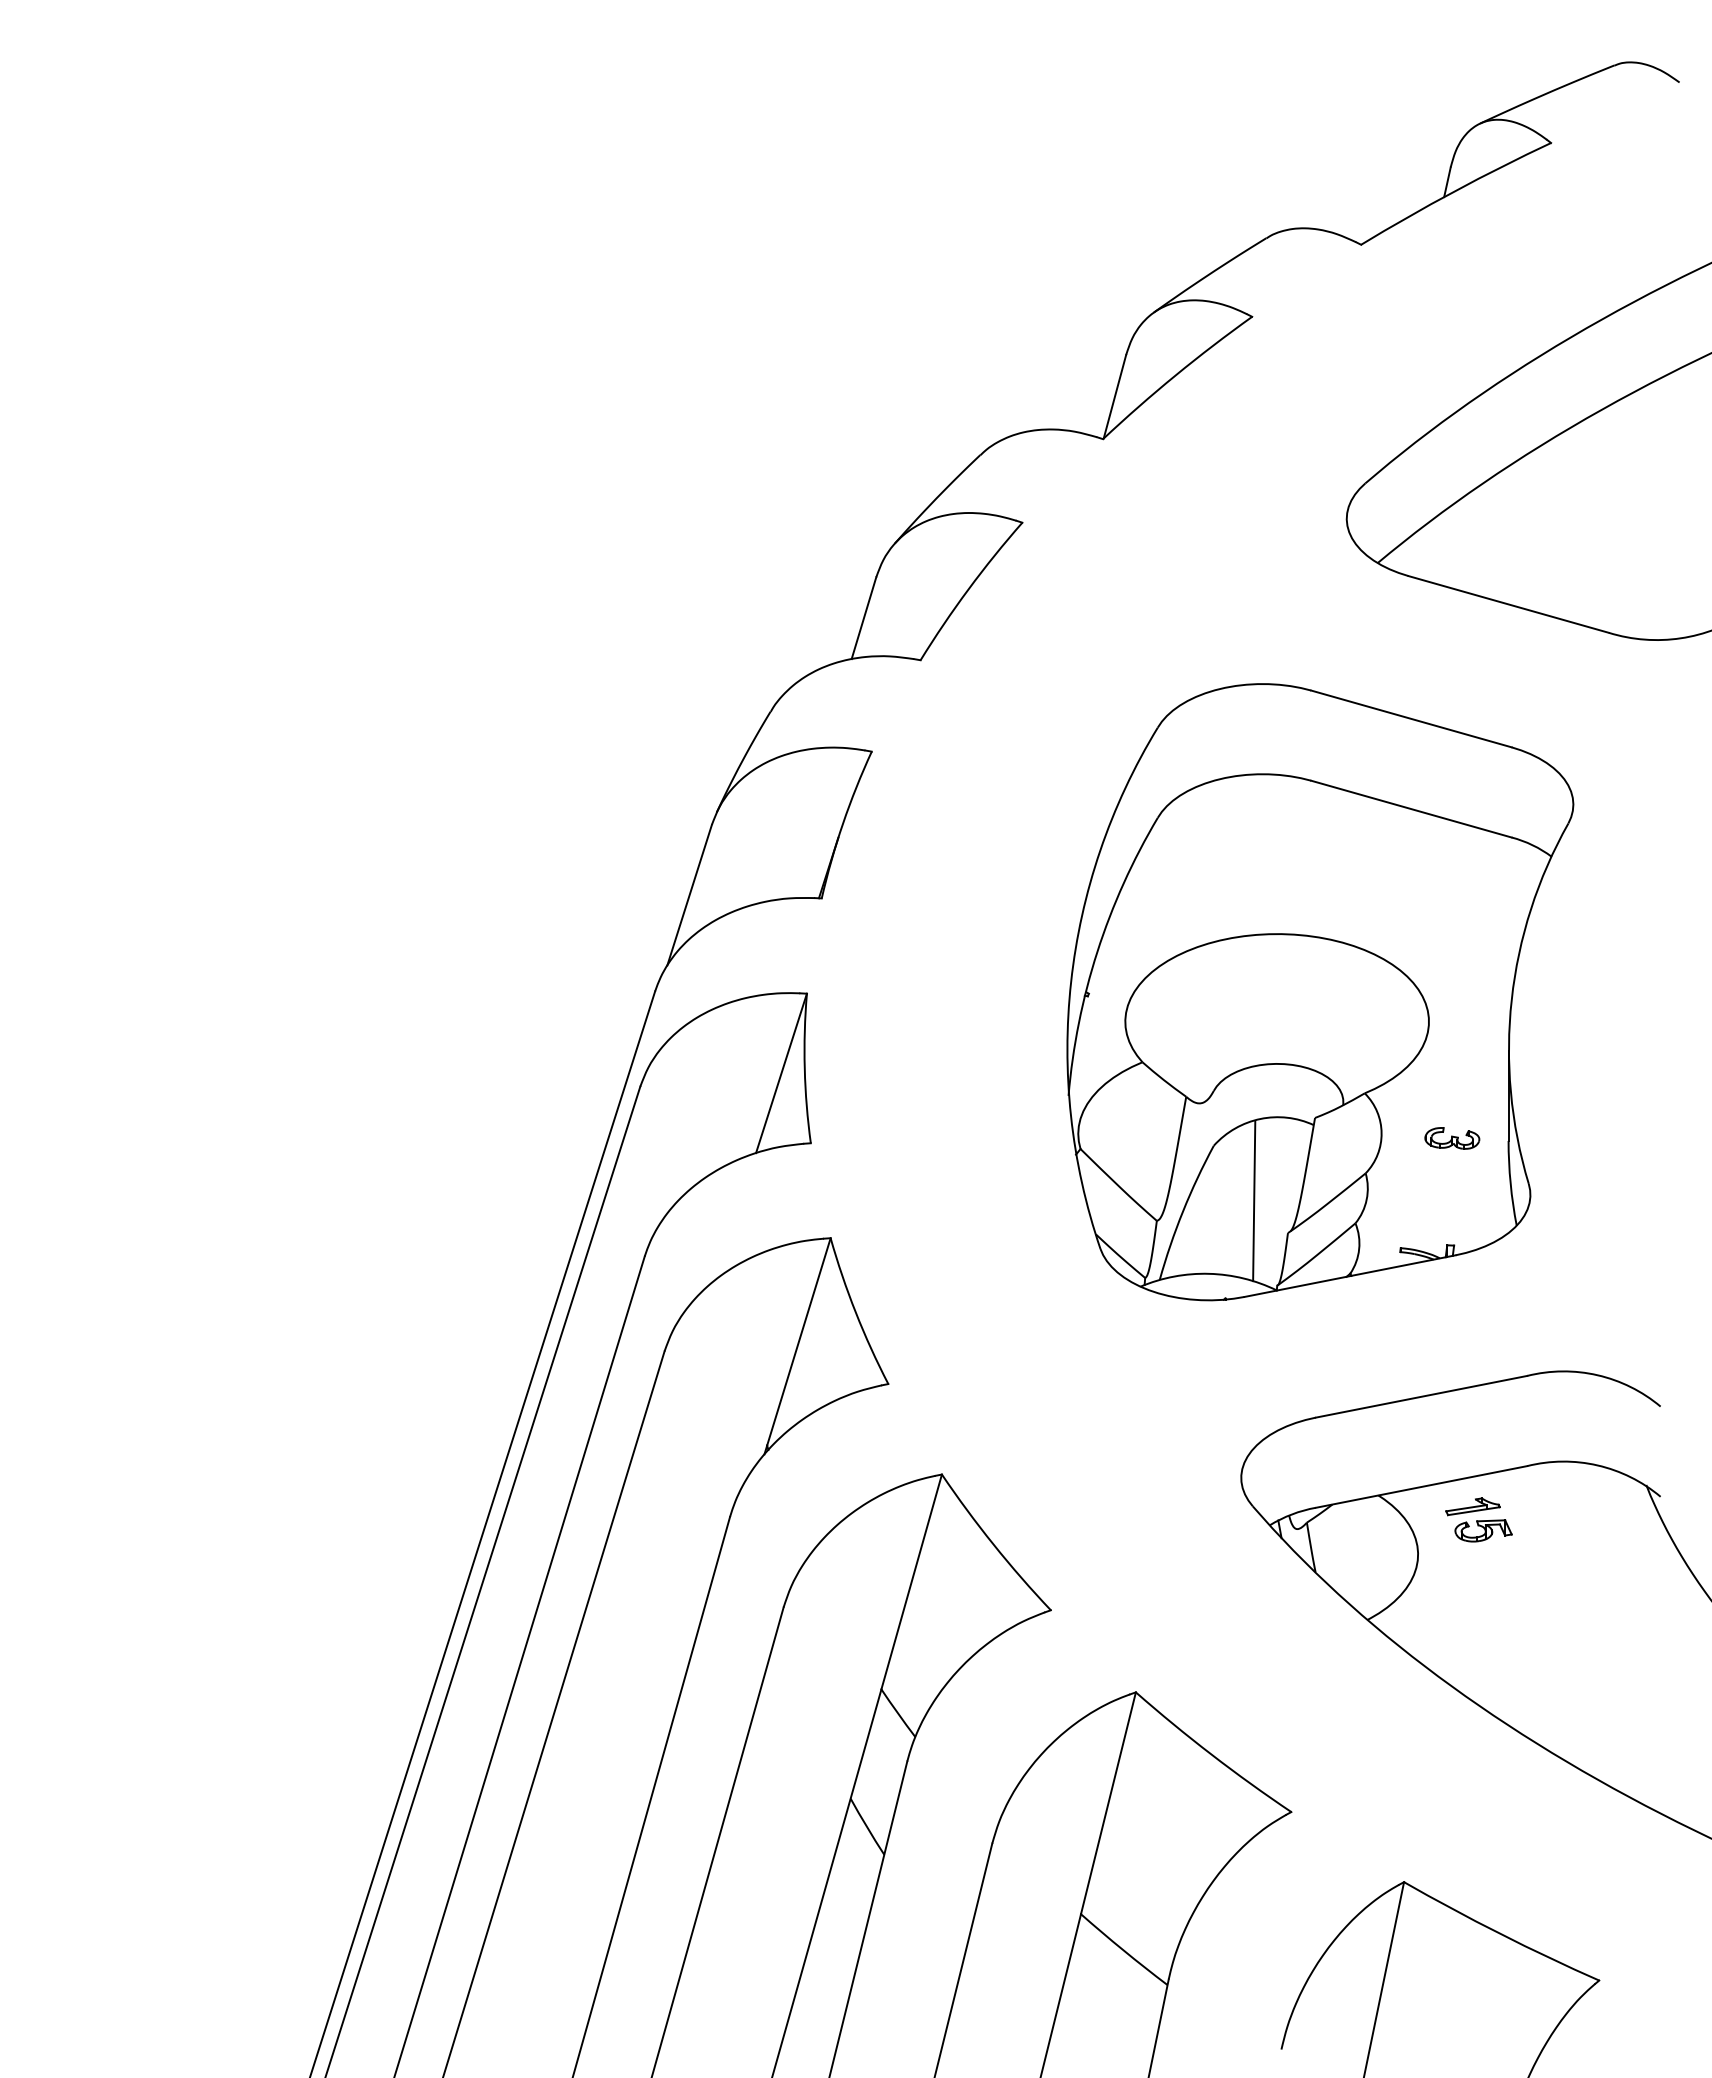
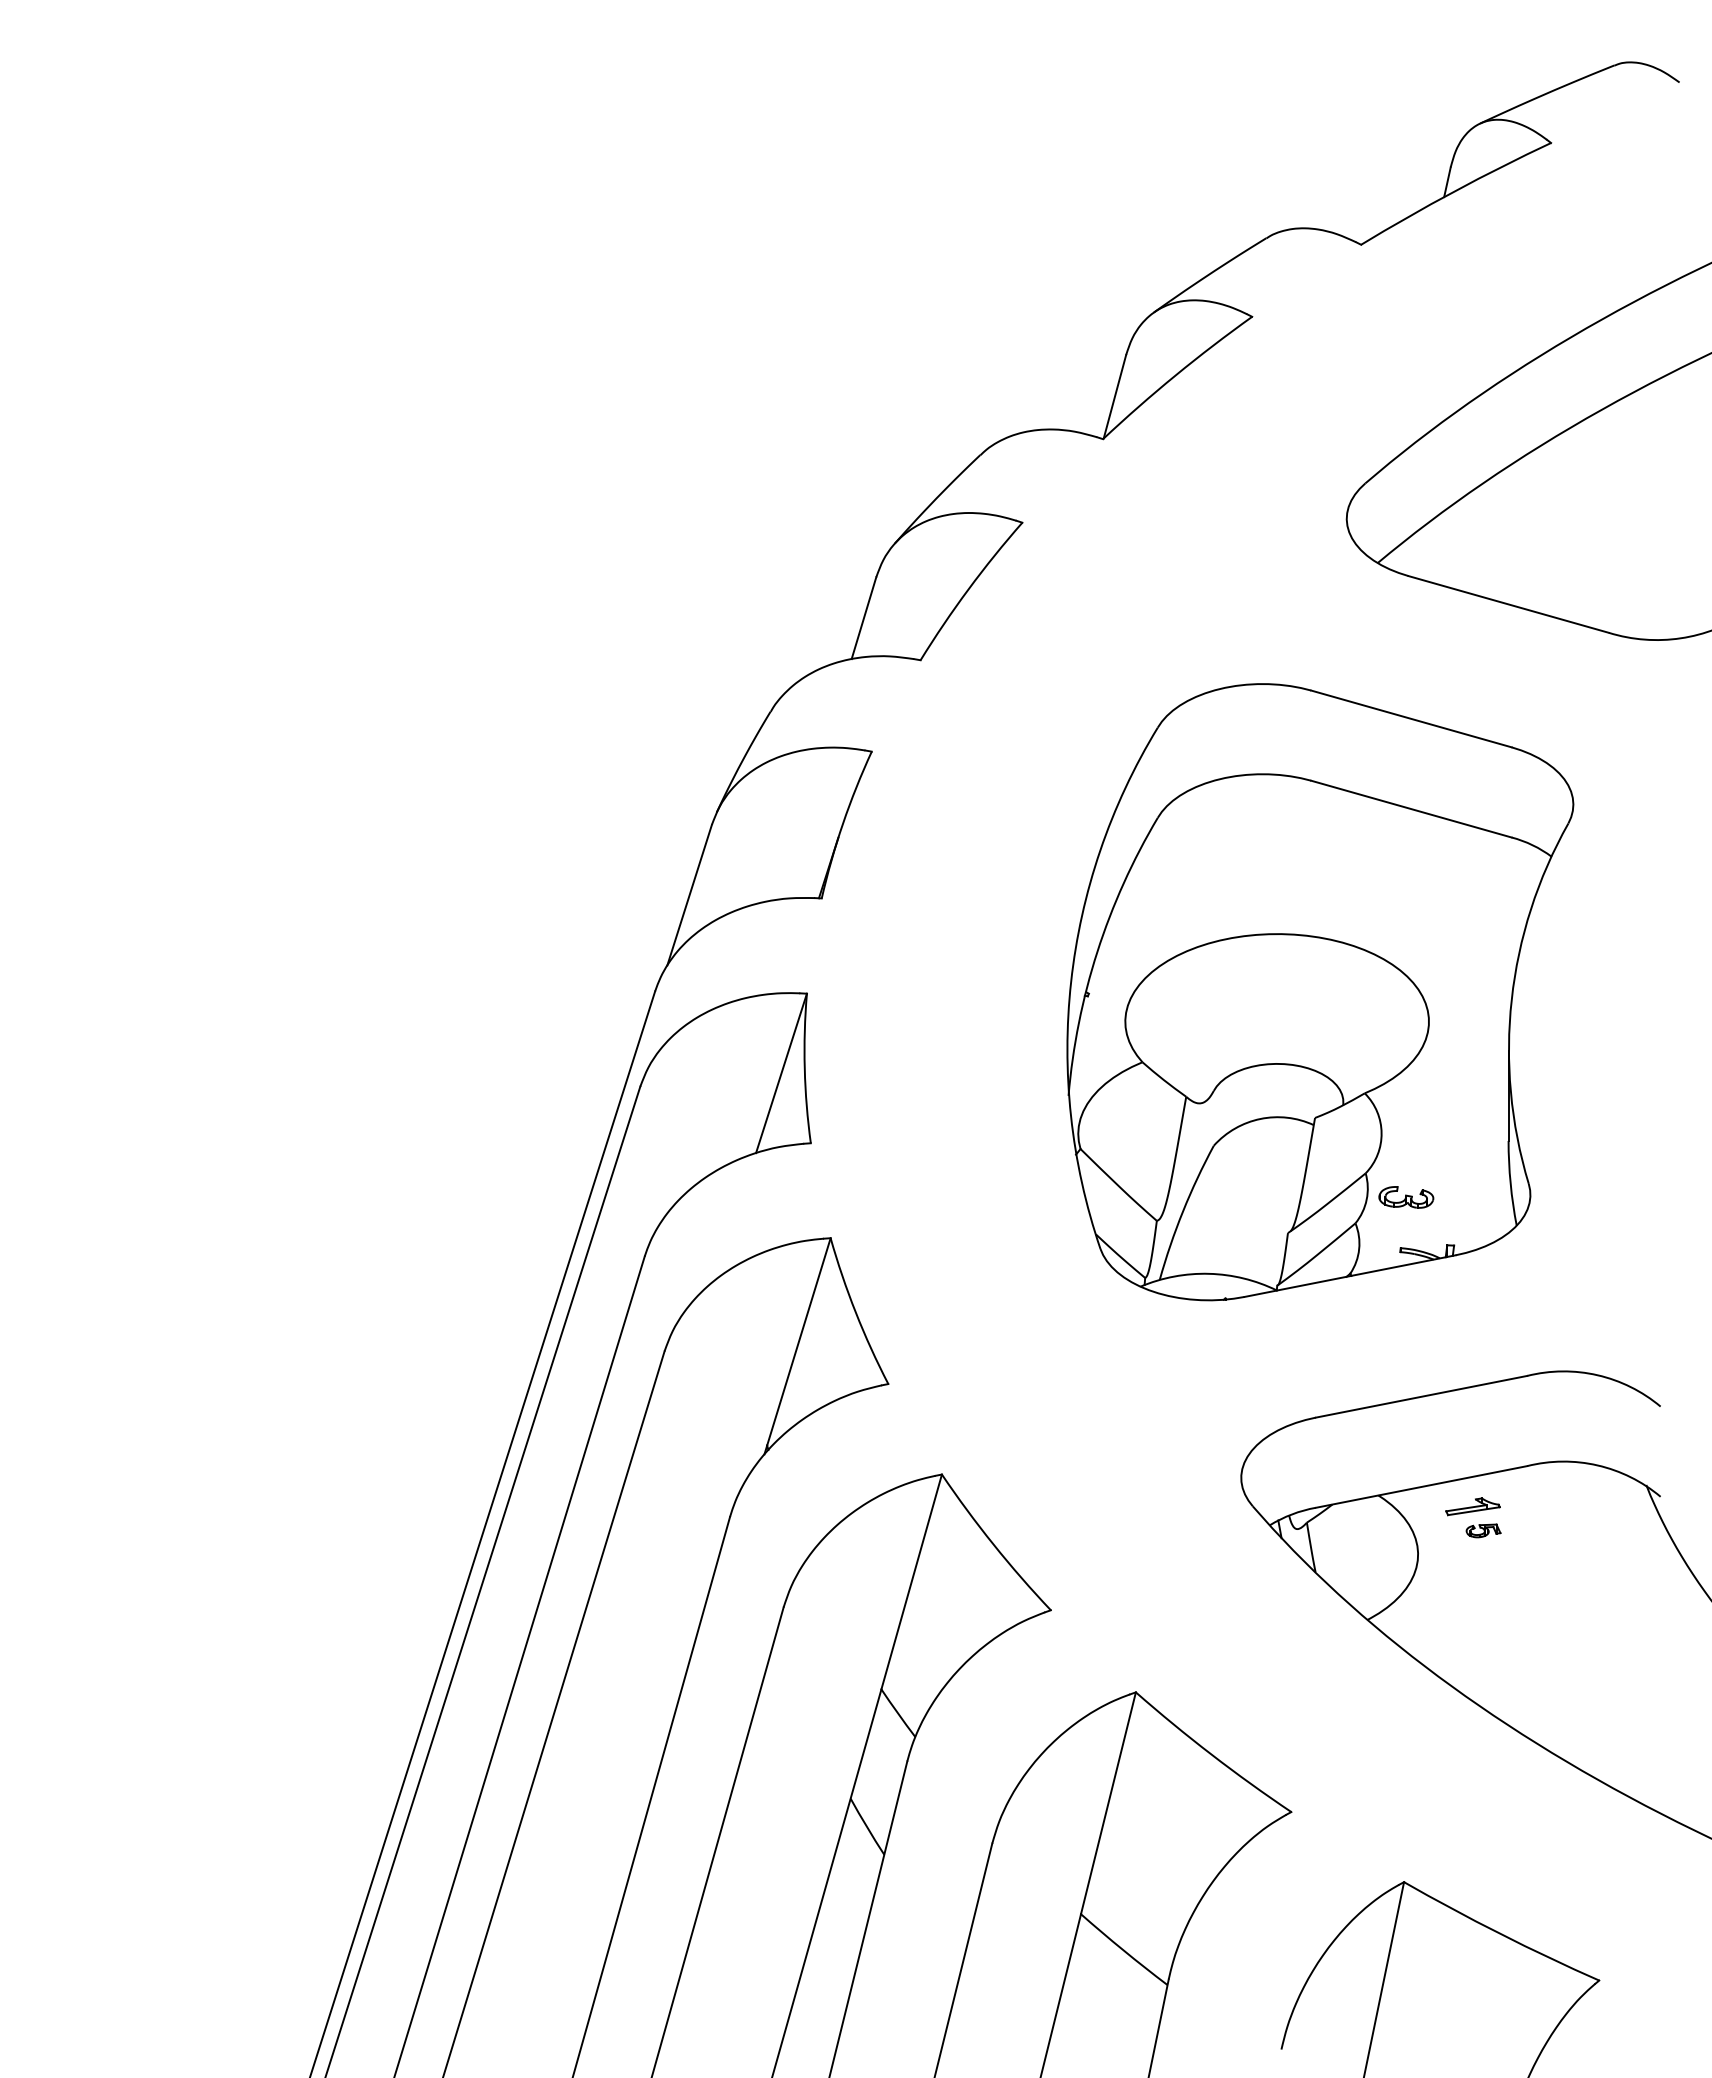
part position: (1452, 1138) -> (1406, 1197) (1406, 1197)
line: present -> none (1254, 1201)
part size: 59x24 px -> 37x16 px (1483, 1530)
